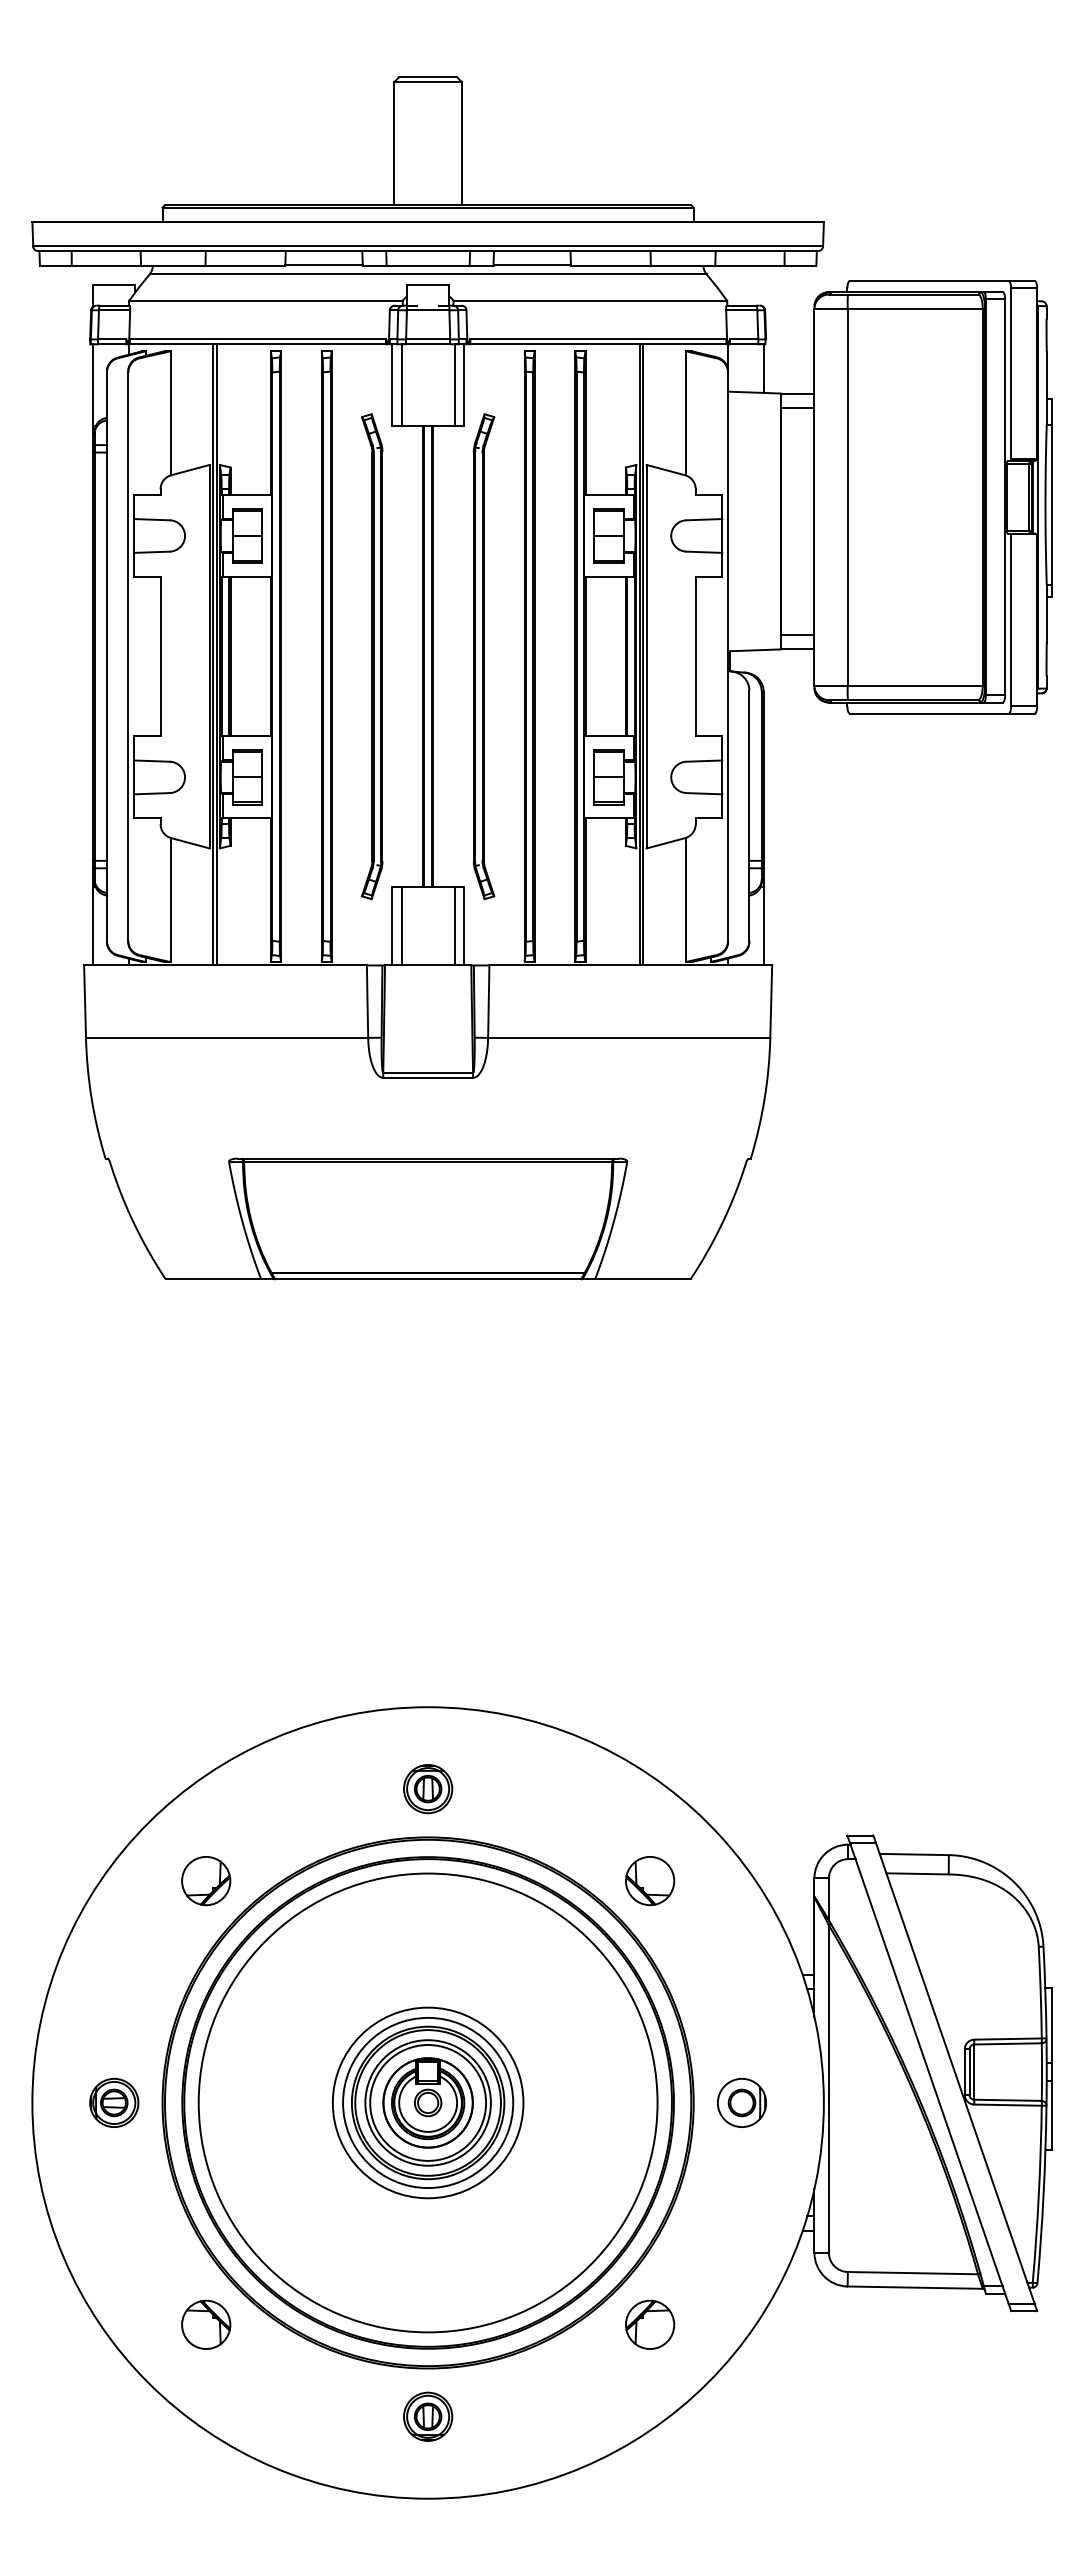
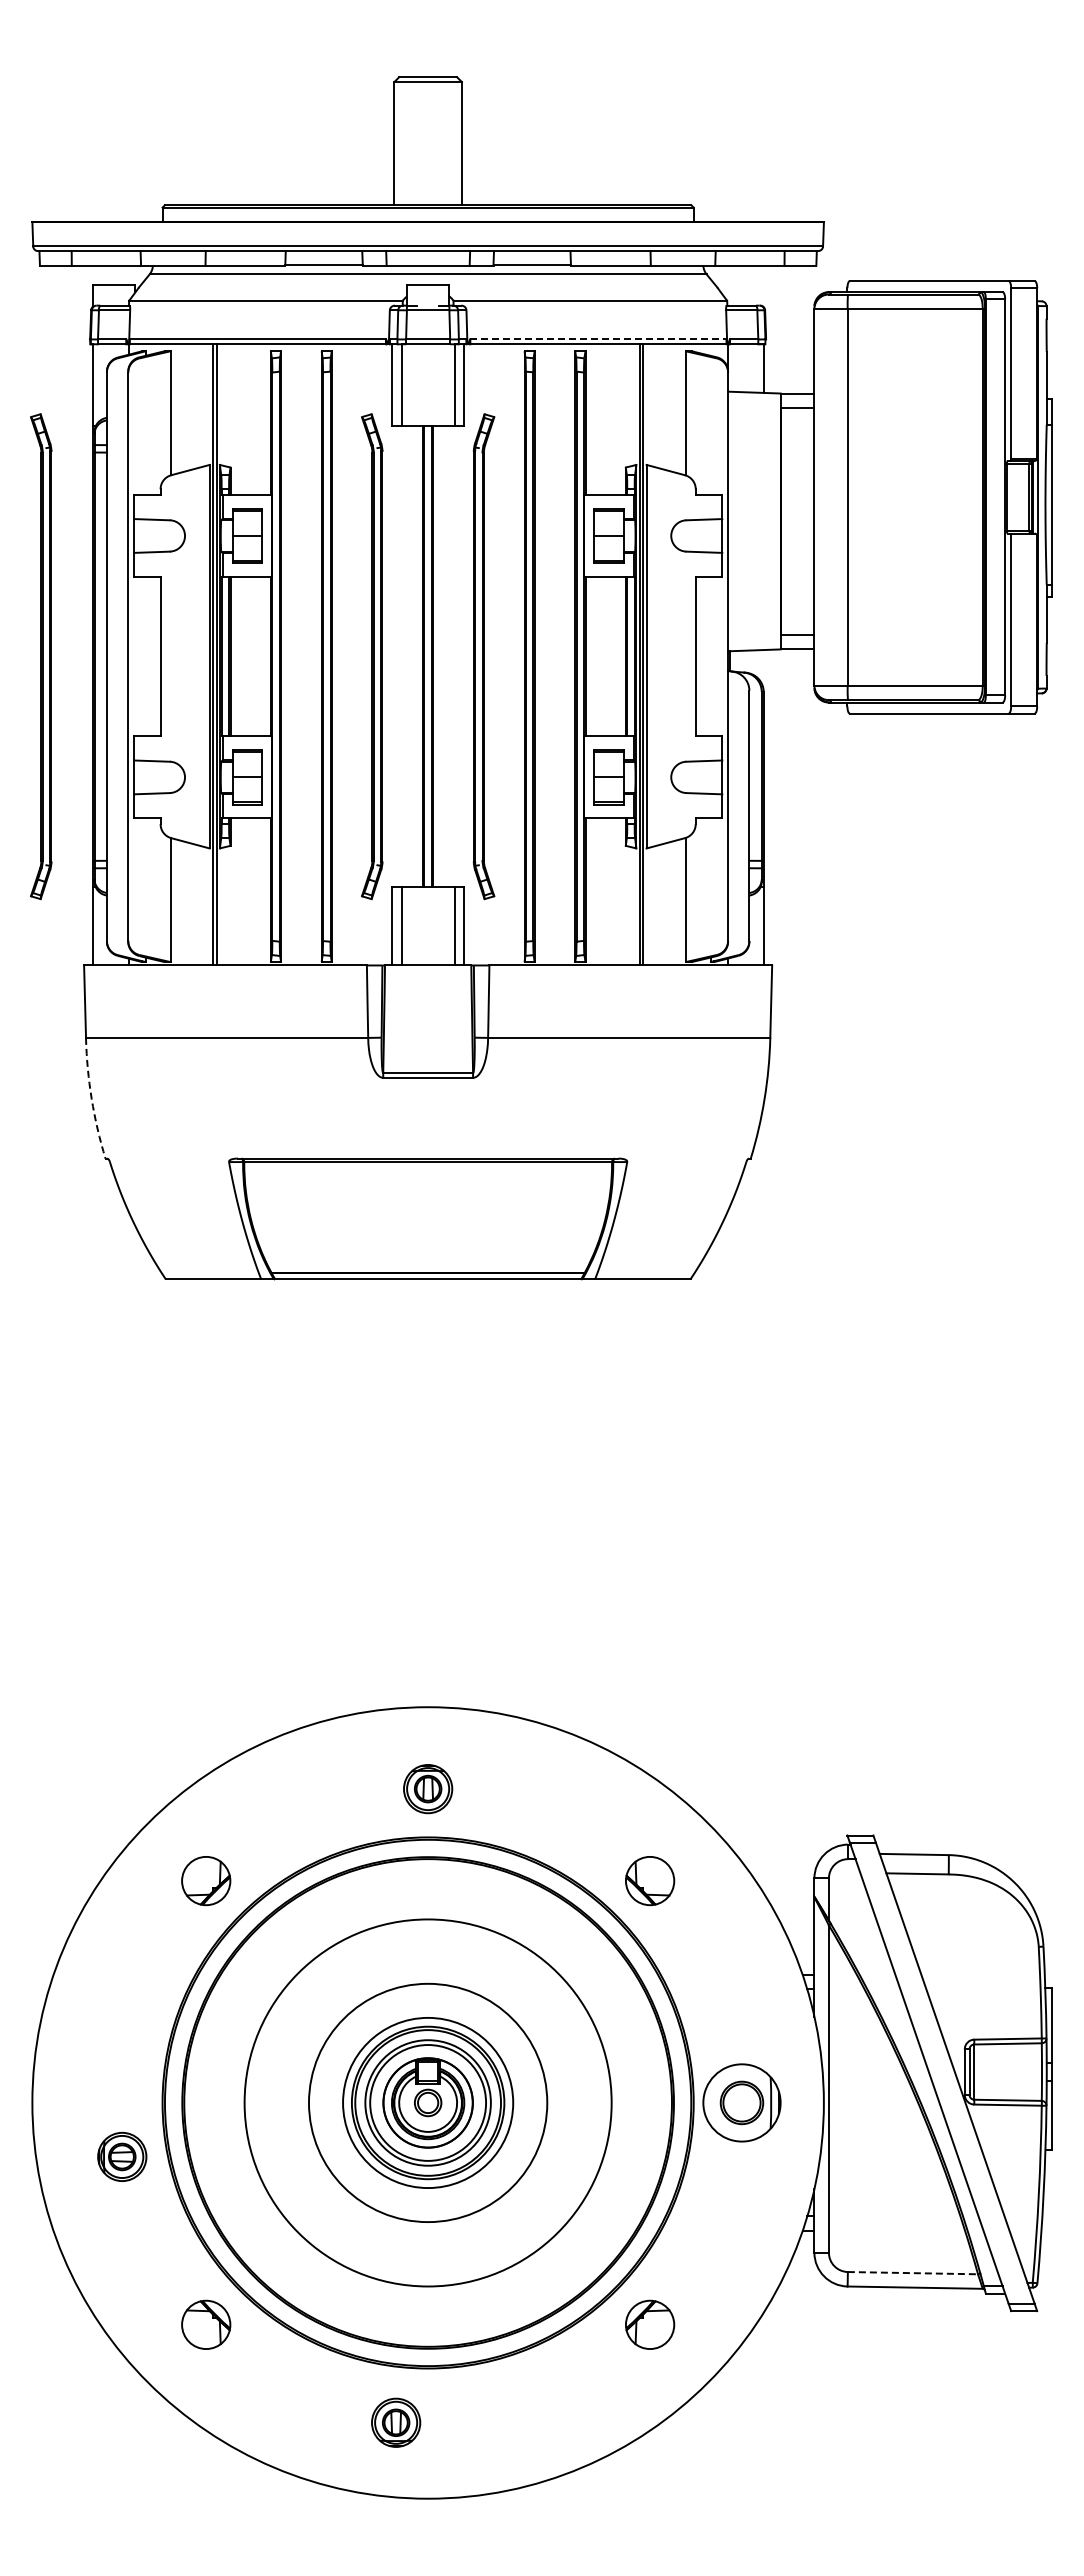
line: solid -> dashed (599, 339)
part: none -> present (41, 656)
arc: solid -> dashed (91, 1098)
part position: (114, 2102) -> (122, 2156) (122, 2156)
circle diameter: 191 px -> 238 px (427, 2102)
circle diameter: 459 px -> 367 px (427, 2102)
part size: 50x50 px -> 80x80 px (741, 2102)
line: solid -> dashed (913, 2273)
part position: (428, 2416) -> (396, 2422) (396, 2422)
